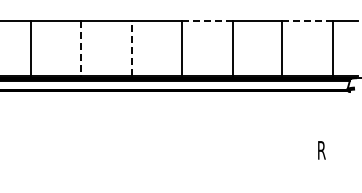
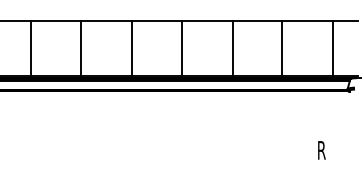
line: dashed -> solid (206, 21)
line: dashed -> solid (307, 21)
line: dashed -> solid (132, 47)
line: dashed -> solid (81, 48)
